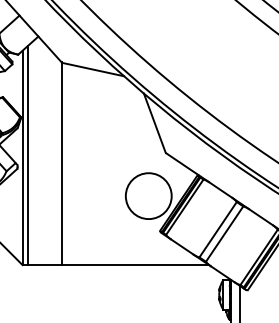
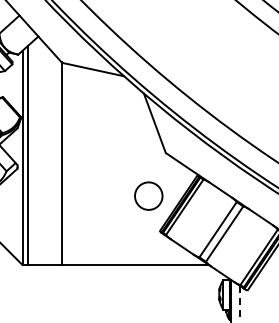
circle diameter: 46 px -> 28 px (148, 195)
line: solid -> dashed (239, 304)
